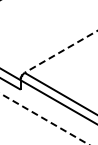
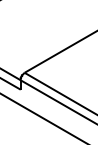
line: dashed -> solid (61, 51)
line: dashed -> solid (44, 119)
